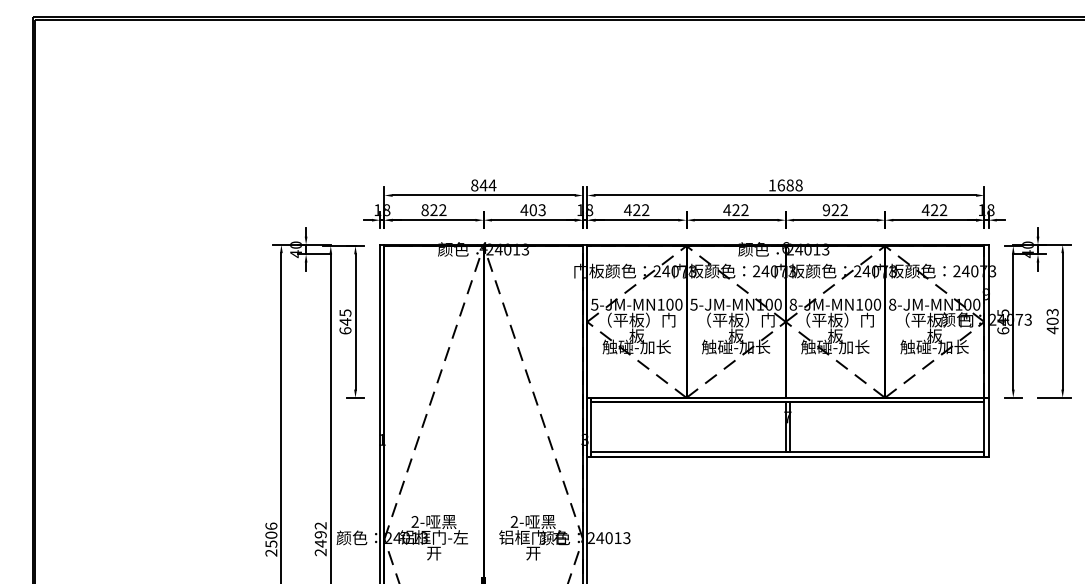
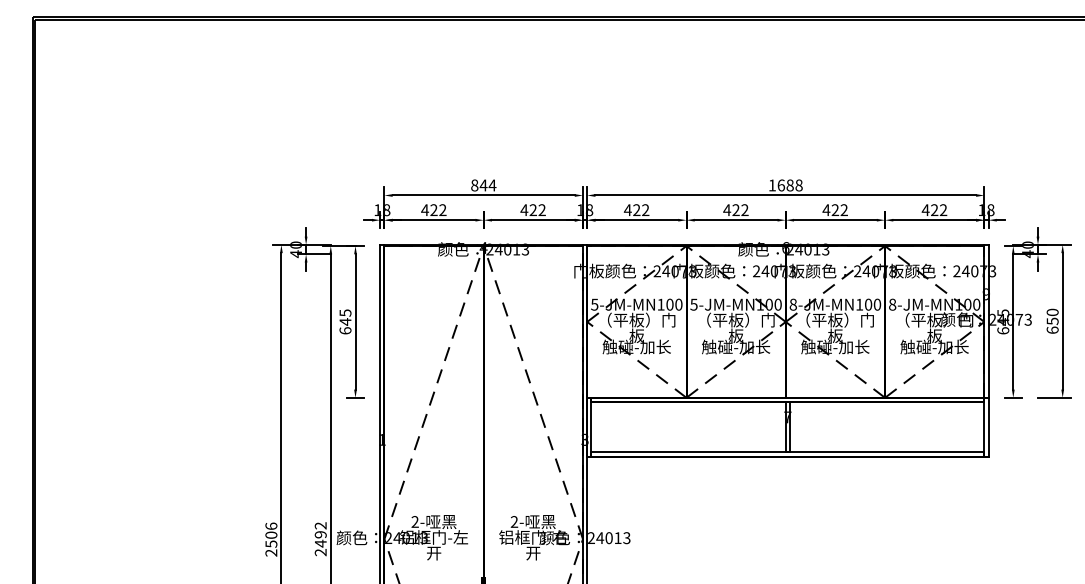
text: 822 -> 422 (425, 210)
text: 403 -> 422 (537, 210)
text: 922 -> 422 (826, 210)
text: 403 -> 650 (1052, 321)
